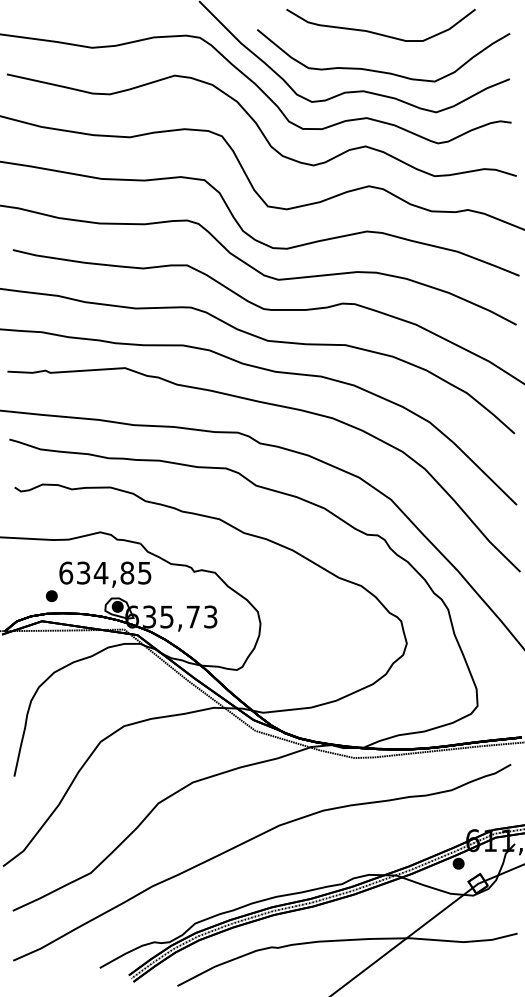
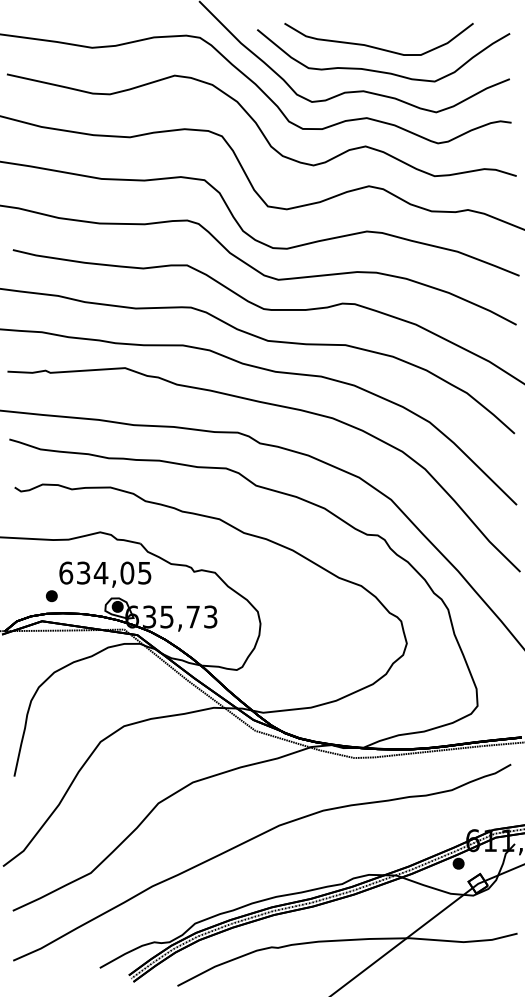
part position: (376, 32) -> (374, 46) (374, 46)
text: 634,85 -> 634,05 (127, 573)
